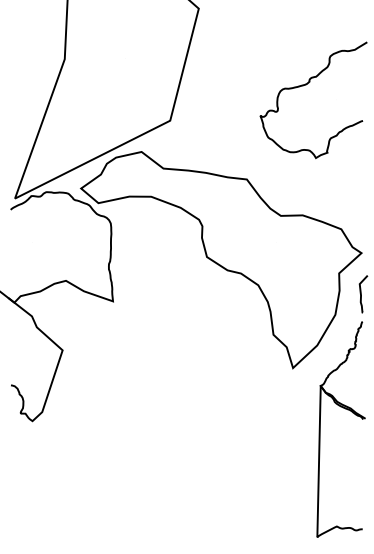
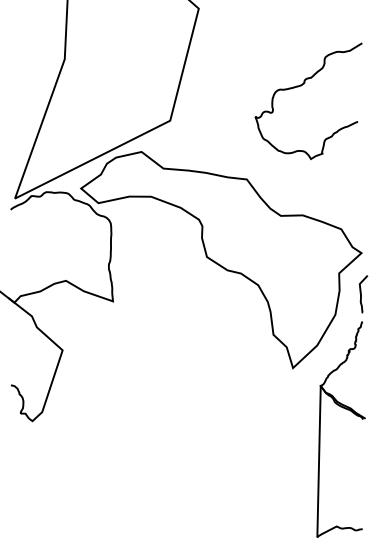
curve position: (306, 85) -> (301, 86) (301, 86)
